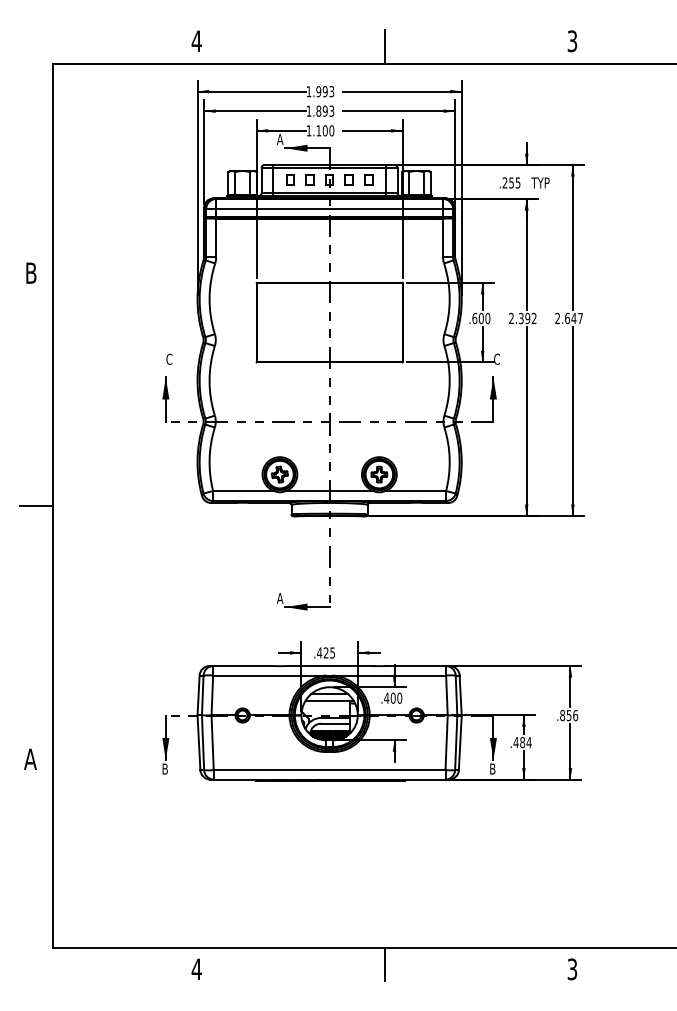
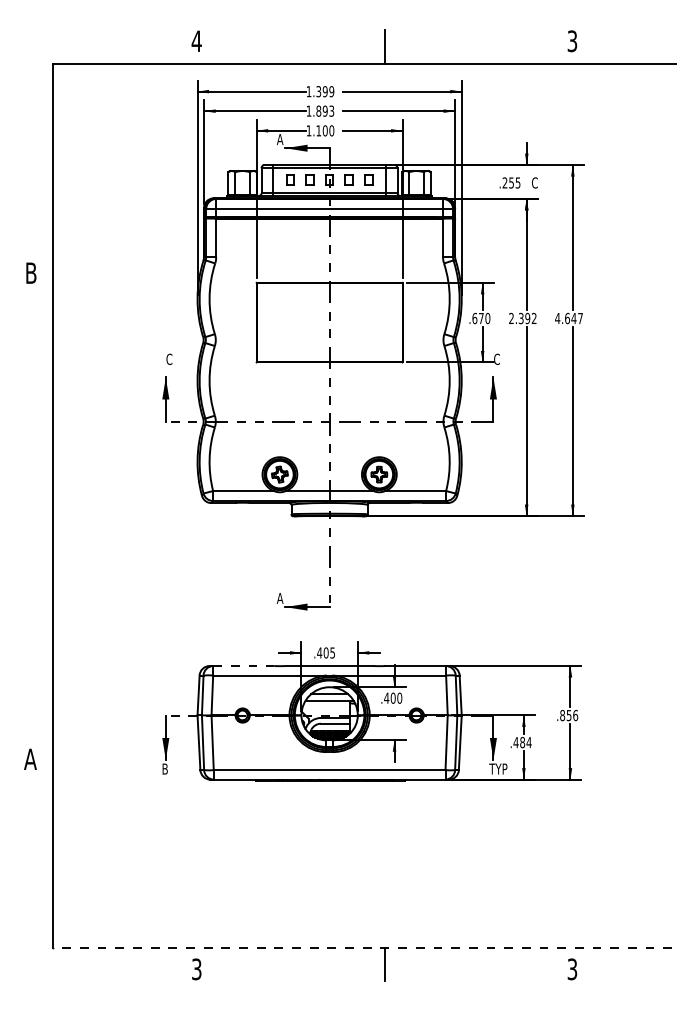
text: 1.993 -> 1.399 (325, 91)
text: TYP -> C (540, 182)
text: 2.647 -> 4.647 (557, 317)
text: .600 -> .670 (480, 318)
line: present -> none (36, 505)
text: .425 -> .405 (325, 652)
line: solid -> dashed (243, 666)
text: B -> TYP (498, 768)
line: solid -> dashed (364, 947)
text: 4 -> 3 (196, 969)
